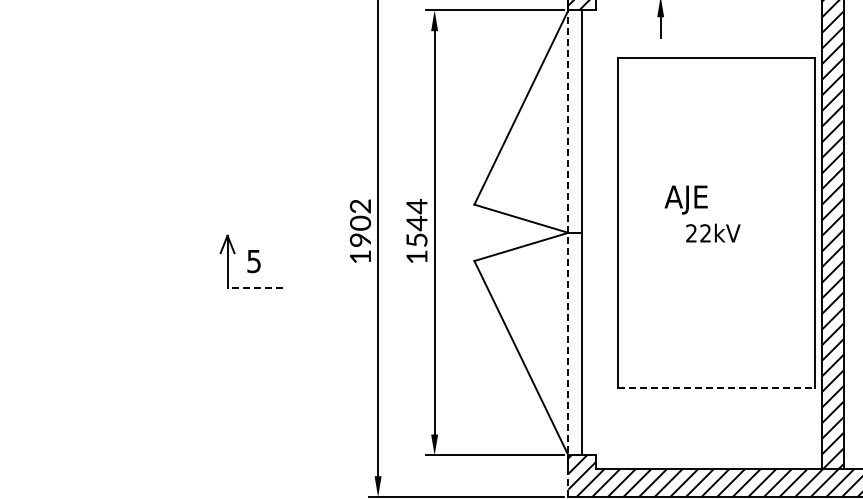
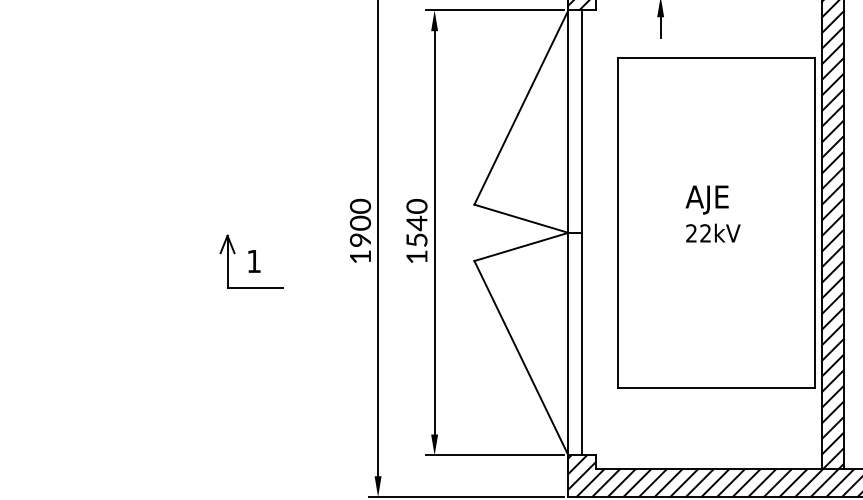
text position: (685, 199) -> (706, 199) (706, 199)
text: 1902 -> 1900 (360, 205)
text: 1544 -> 1540 (416, 206)
line: dashed -> solid (568, 248)
text: 5 -> 1 (253, 261)
line: dashed -> solid (255, 287)
line: dashed -> solid (716, 388)
